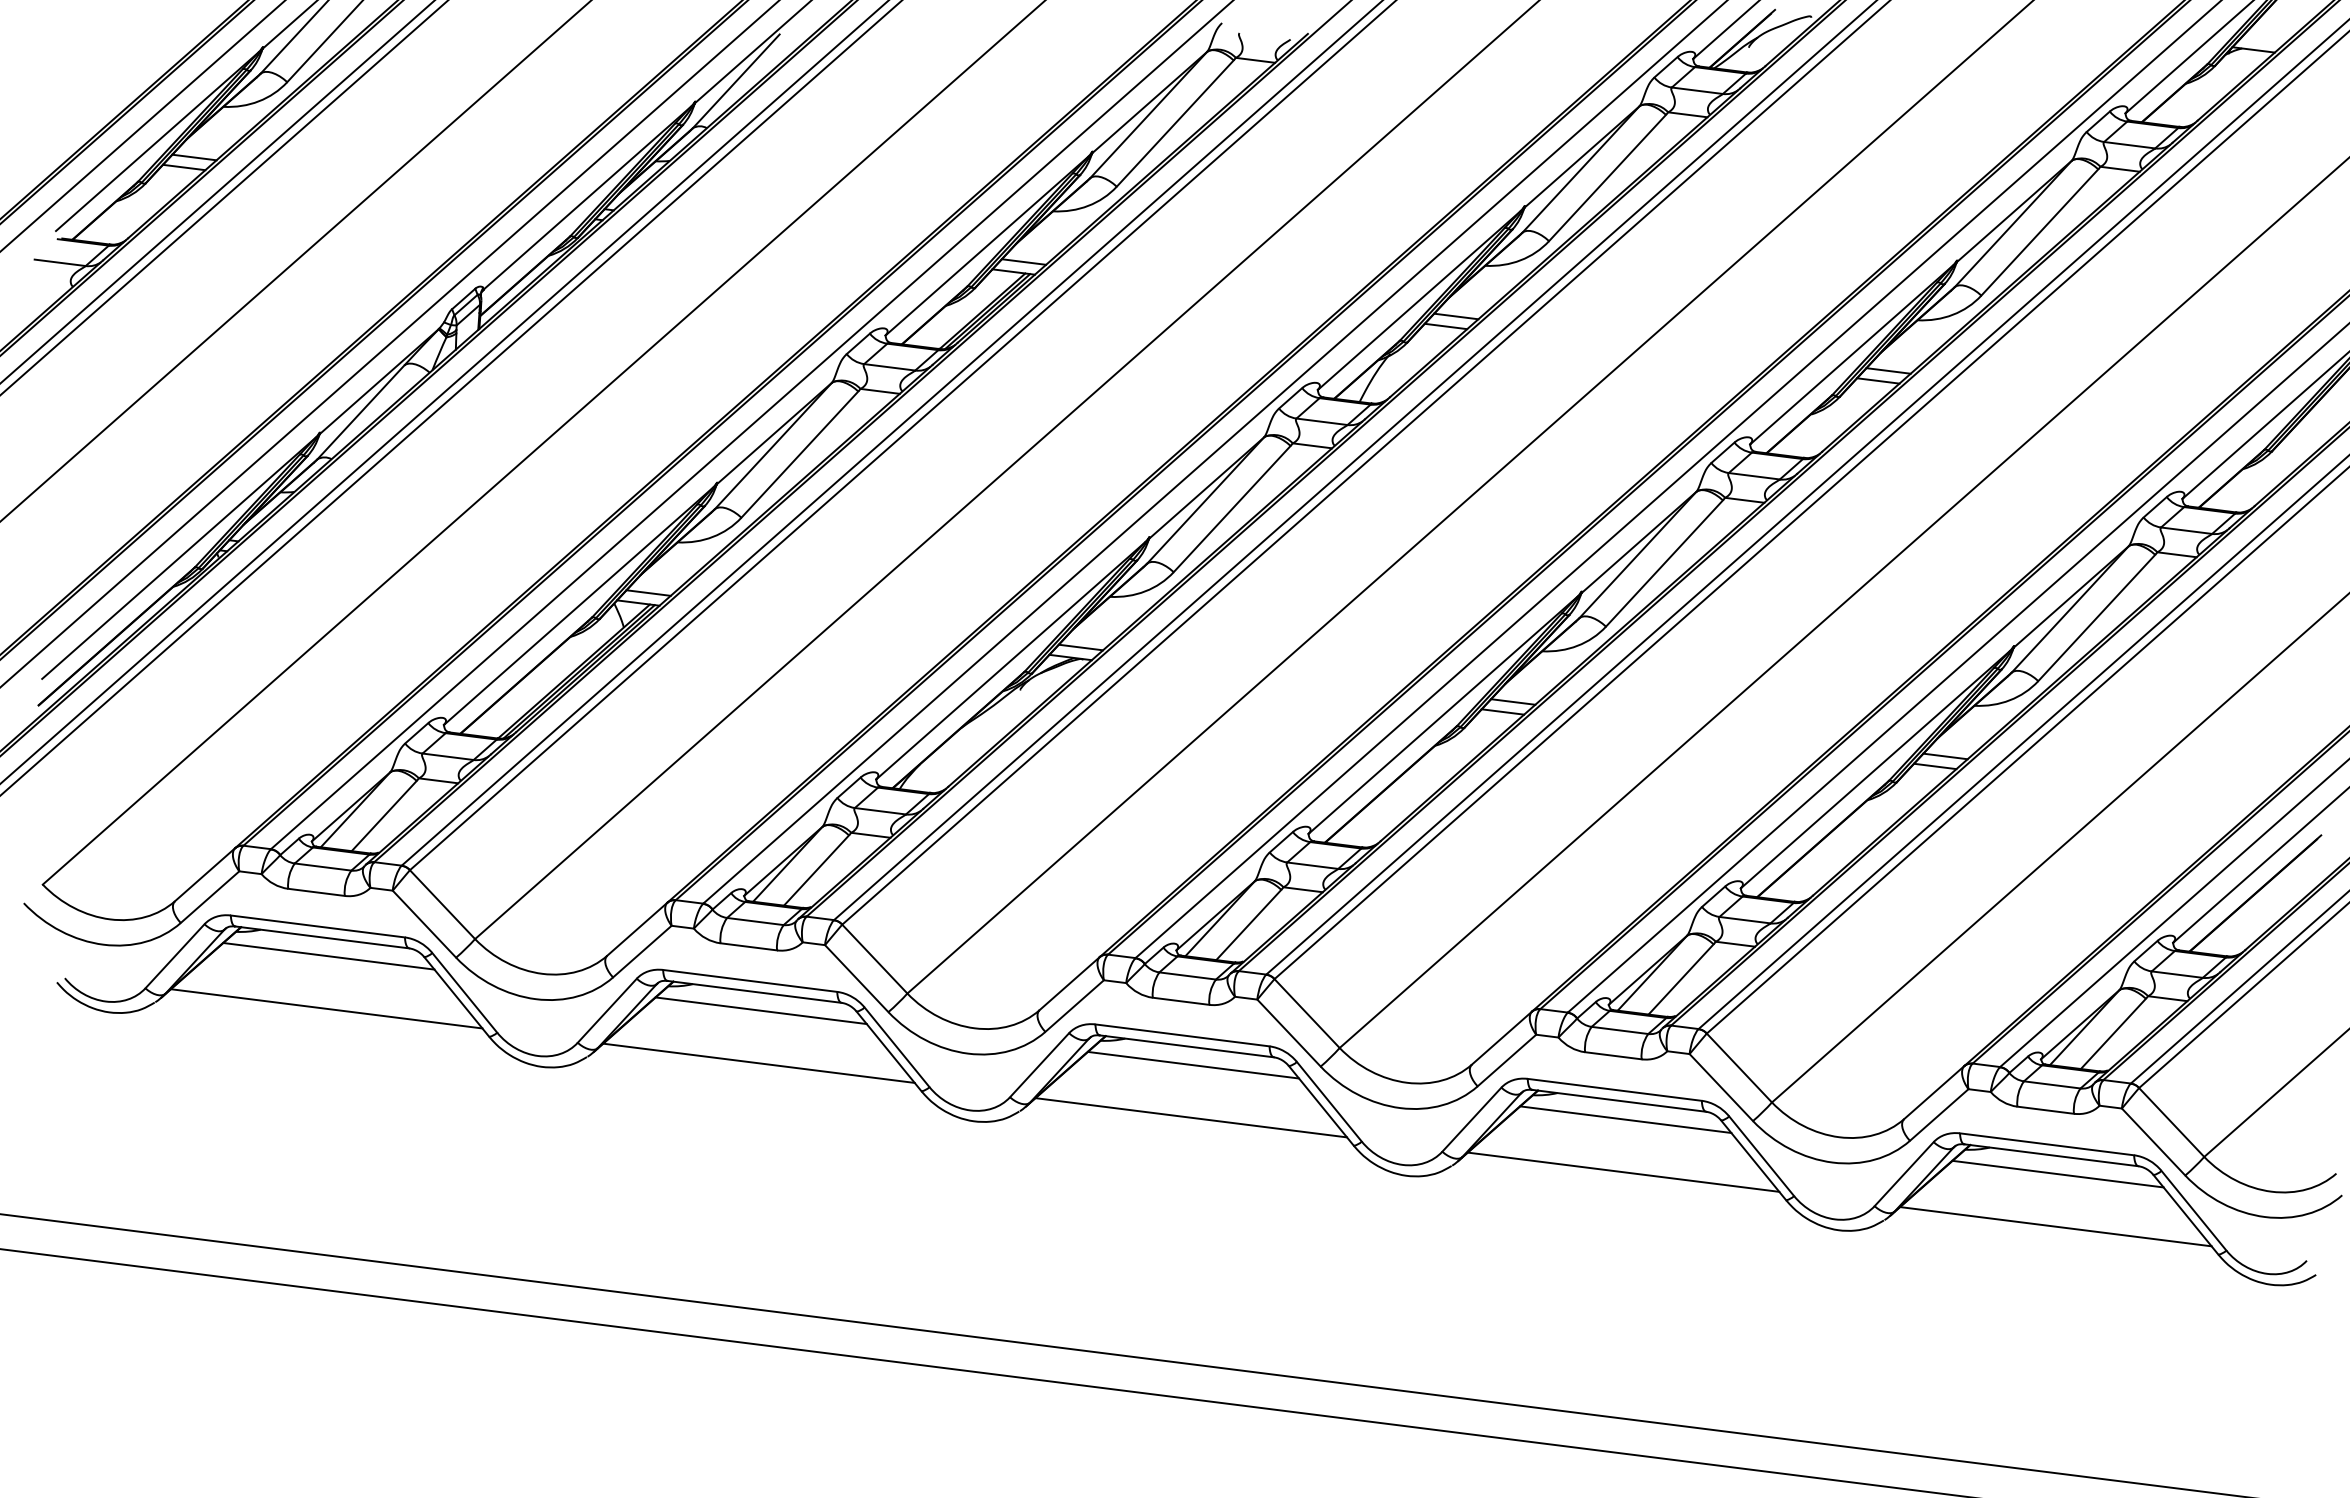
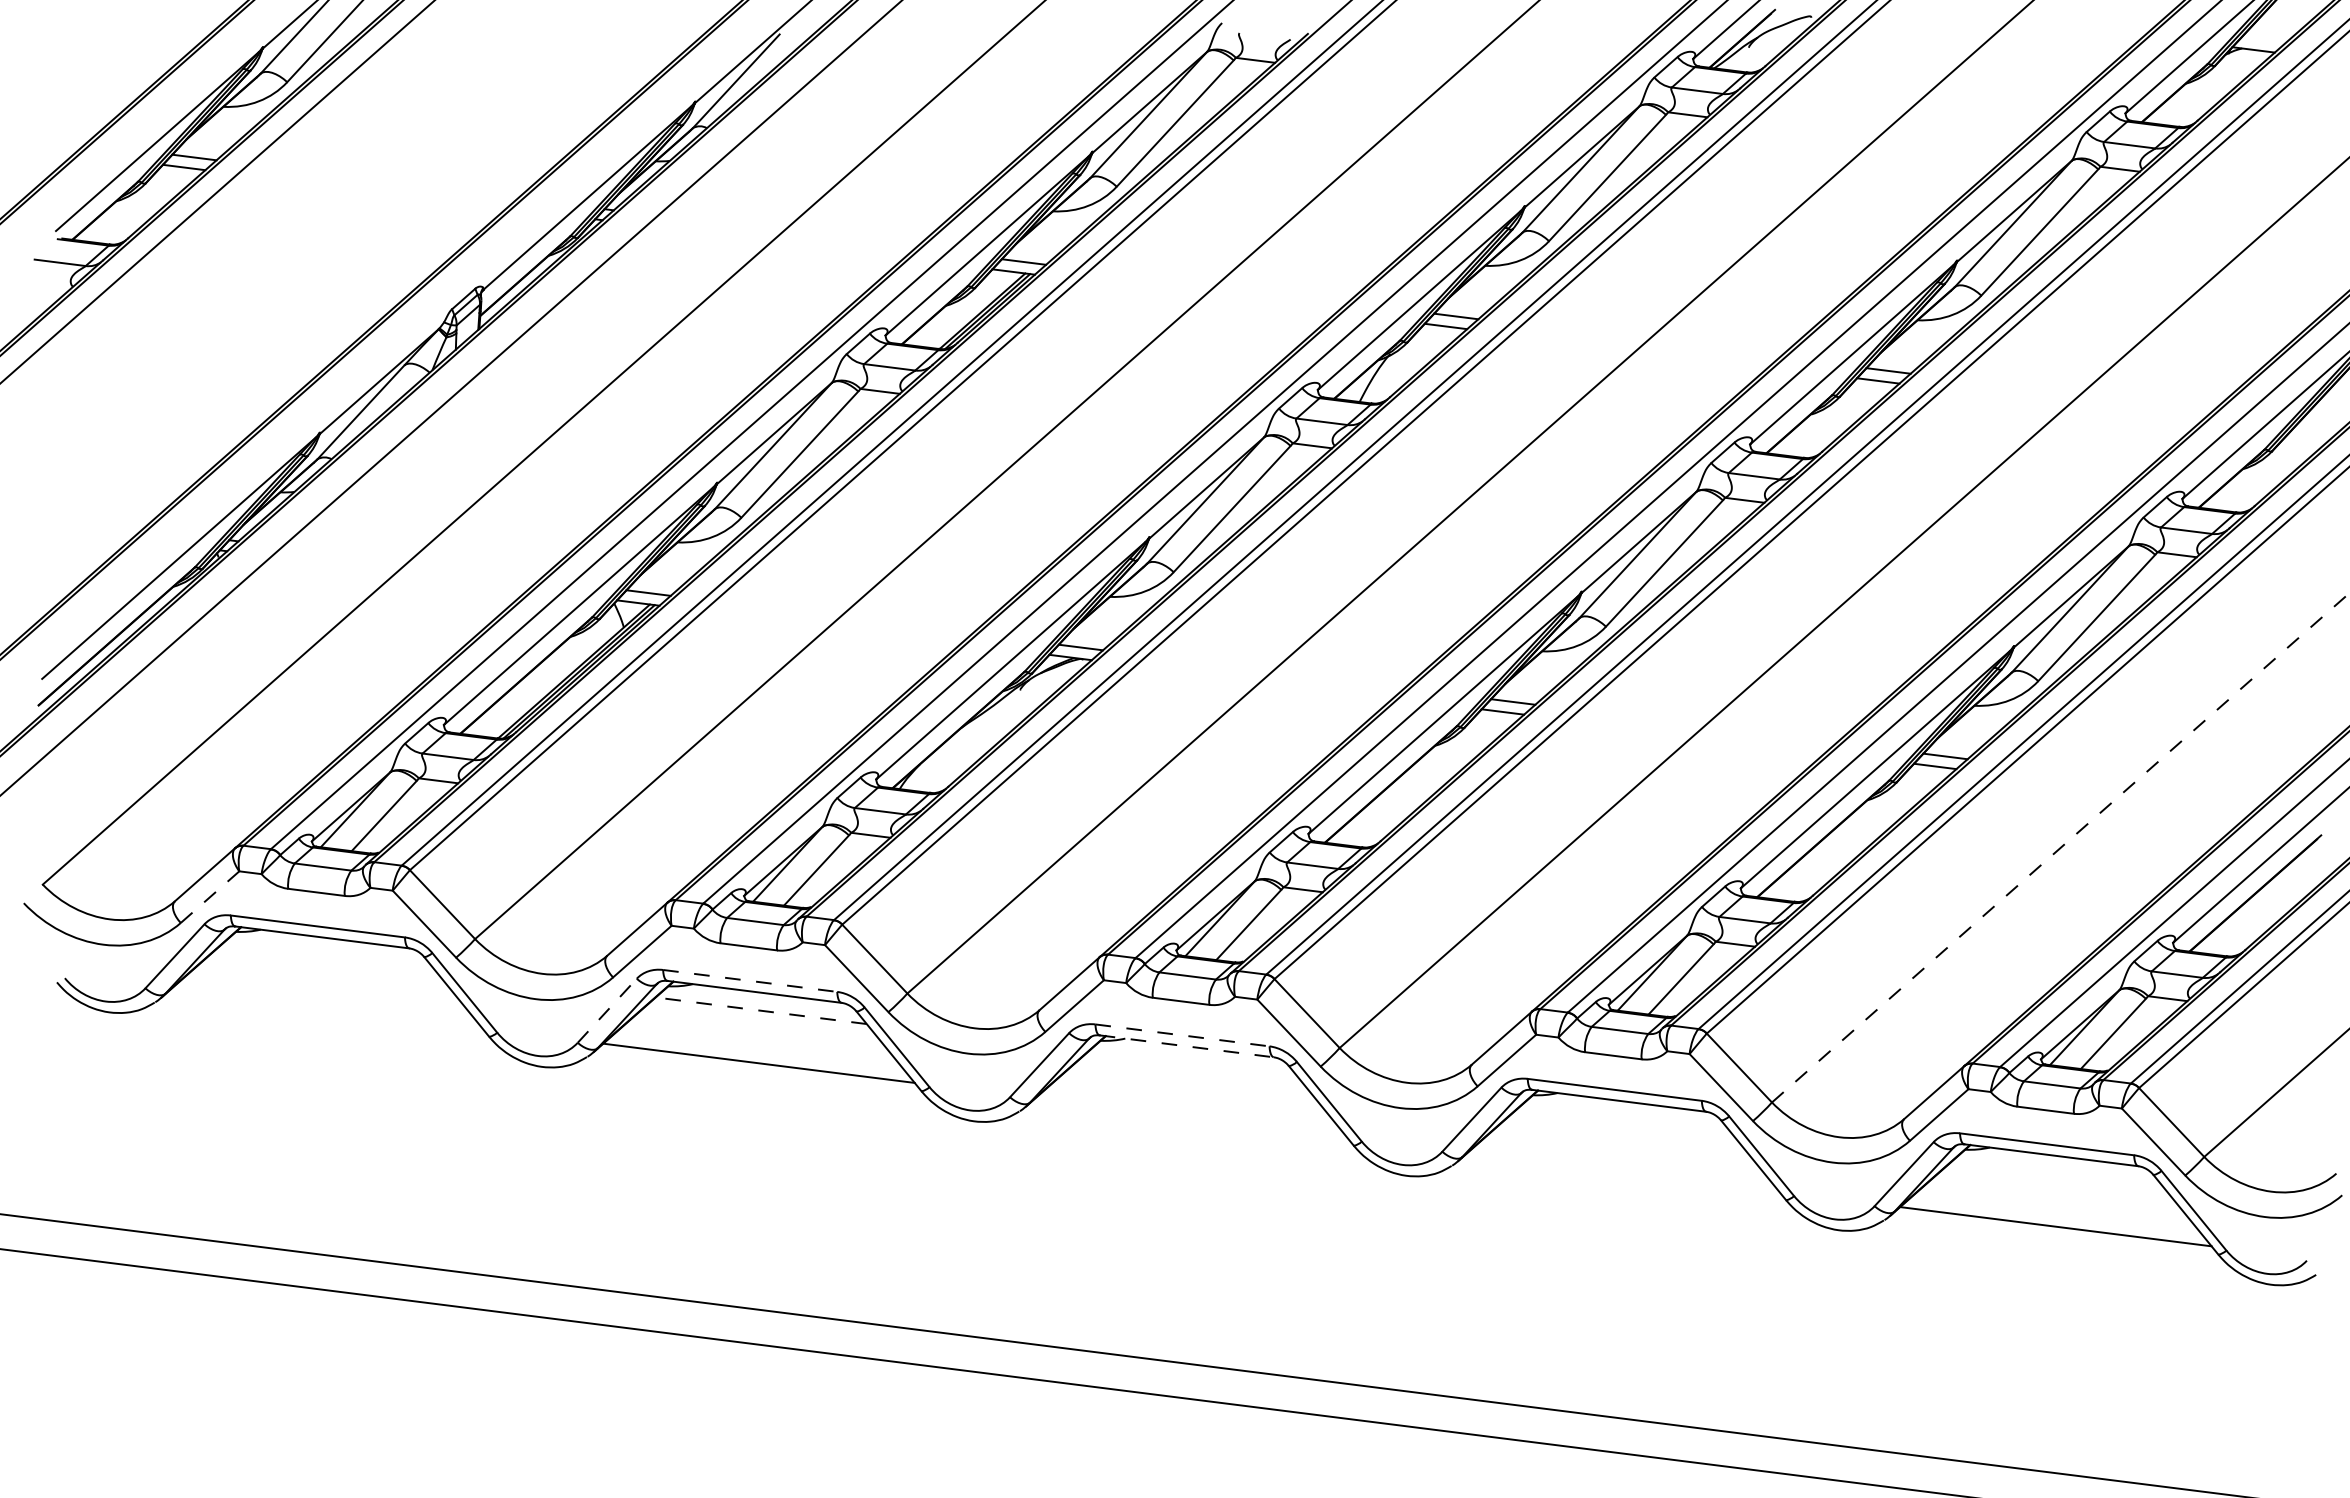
line: present -> none (142, 125)
line: present -> none (224, 197)
line: present -> none (295, 260)
line: present -> none (389, 344)
line: present -> none (444, 392)
line: solid -> dashed (2060, 847)
line: solid -> dashed (209, 897)
line: present -> none (328, 956)
line: solid -> dashed (750, 980)
line: present -> none (326, 1008)
line: solid -> dashed (607, 1010)
line: solid -> dashed (760, 1010)
line: solid -> dashed (1182, 1035)
line: solid -> dashed (1186, 1046)
line: present -> none (1193, 1064)
line: present -> none (1191, 1117)
line: present -> none (1625, 1119)
line: present -> none (1623, 1171)
line: present -> none (2057, 1173)
